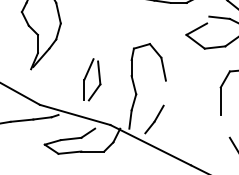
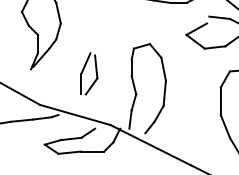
part position: (98, 78) -> (95, 72) (95, 72)
line: none -> present (164, 92)
line: none -> present (224, 125)
